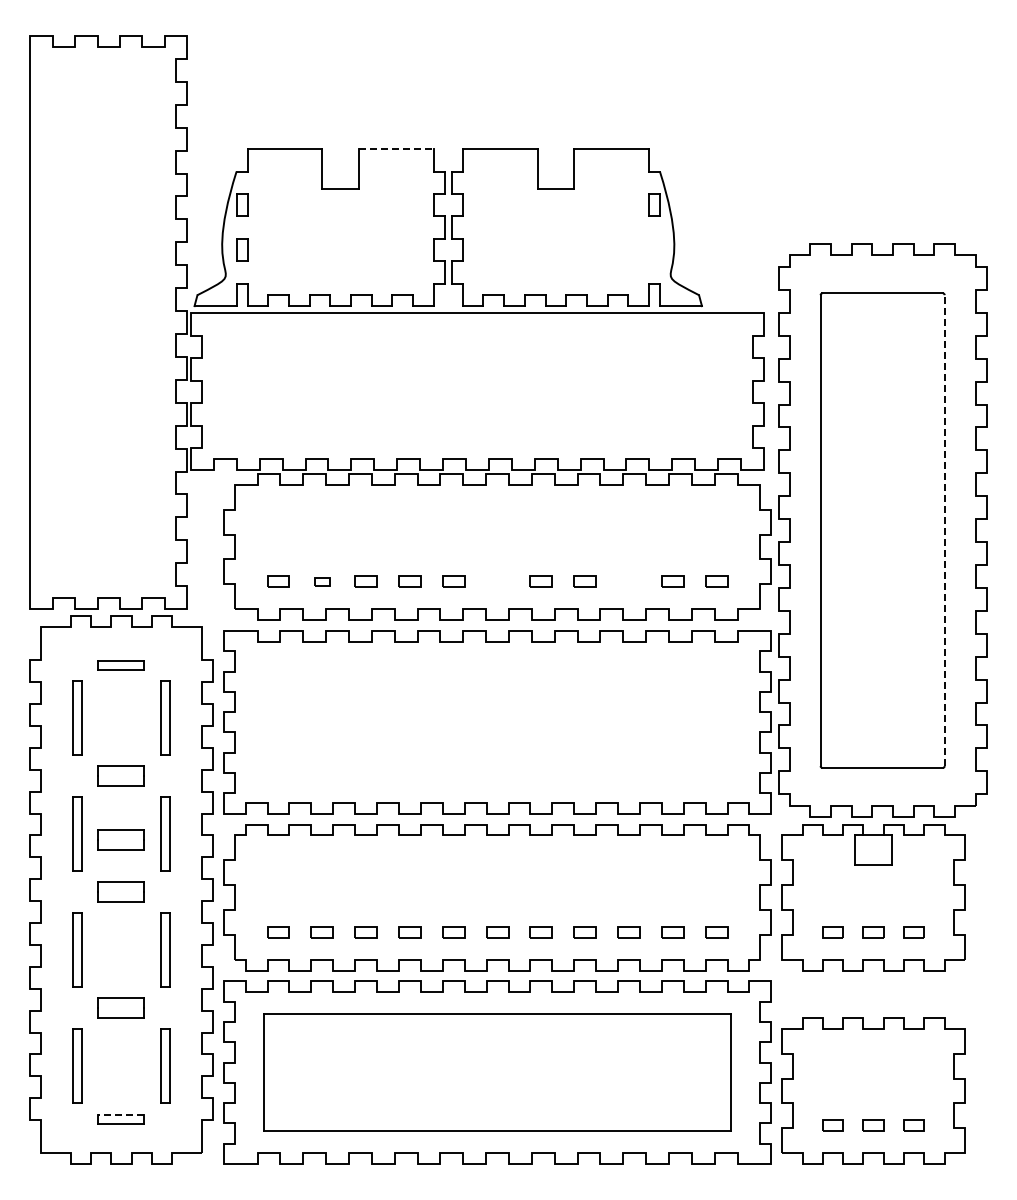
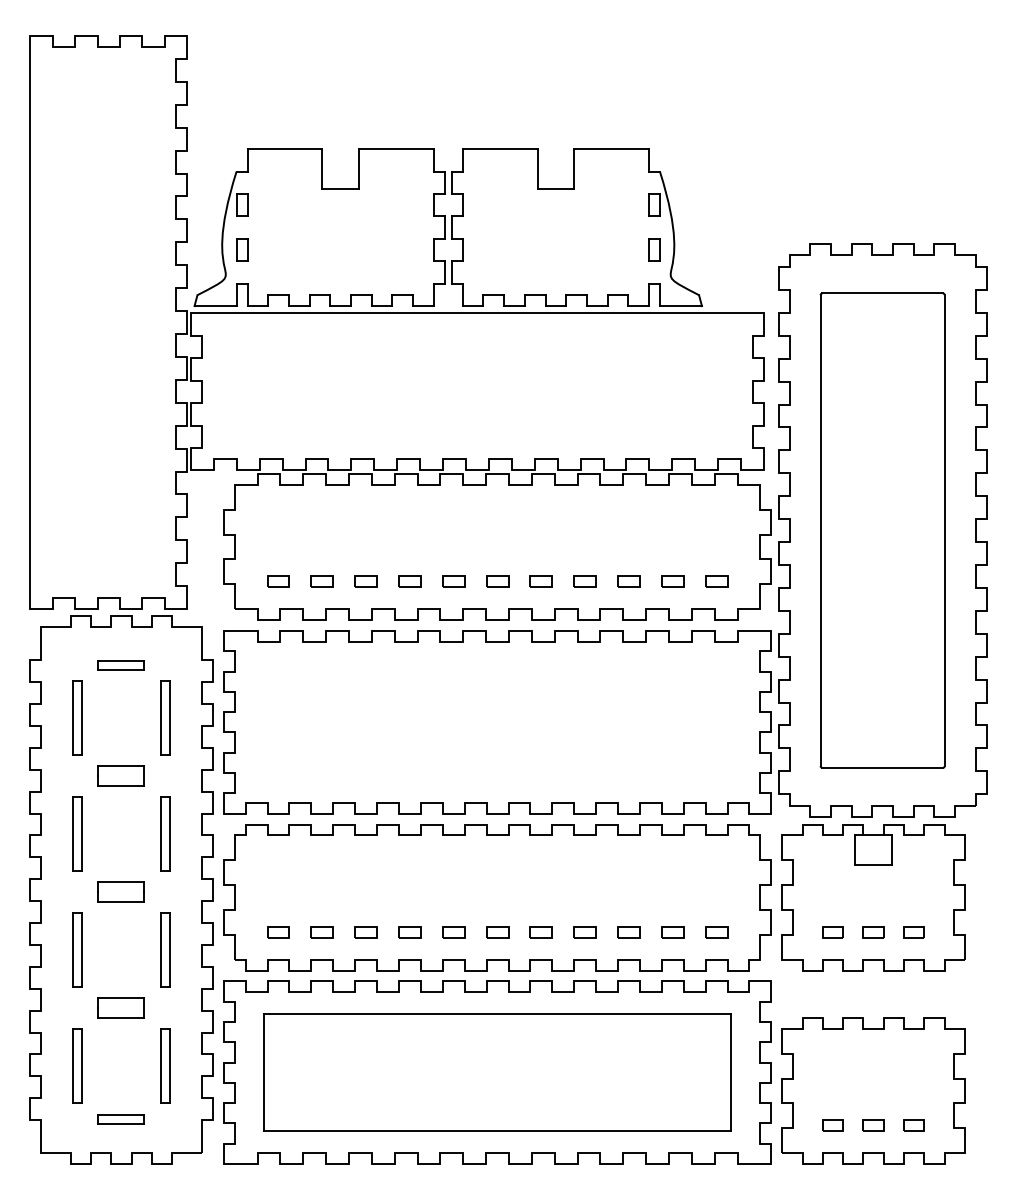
line: dashed -> solid (396, 149)
part: none -> present (654, 249)
line: dashed -> solid (944, 530)
part size: 17x10 px -> 24x13 px (321, 581)
part: none -> present (497, 581)
part: none -> present (628, 581)
part: present -> none (120, 839)
line: dashed -> solid (120, 1114)
